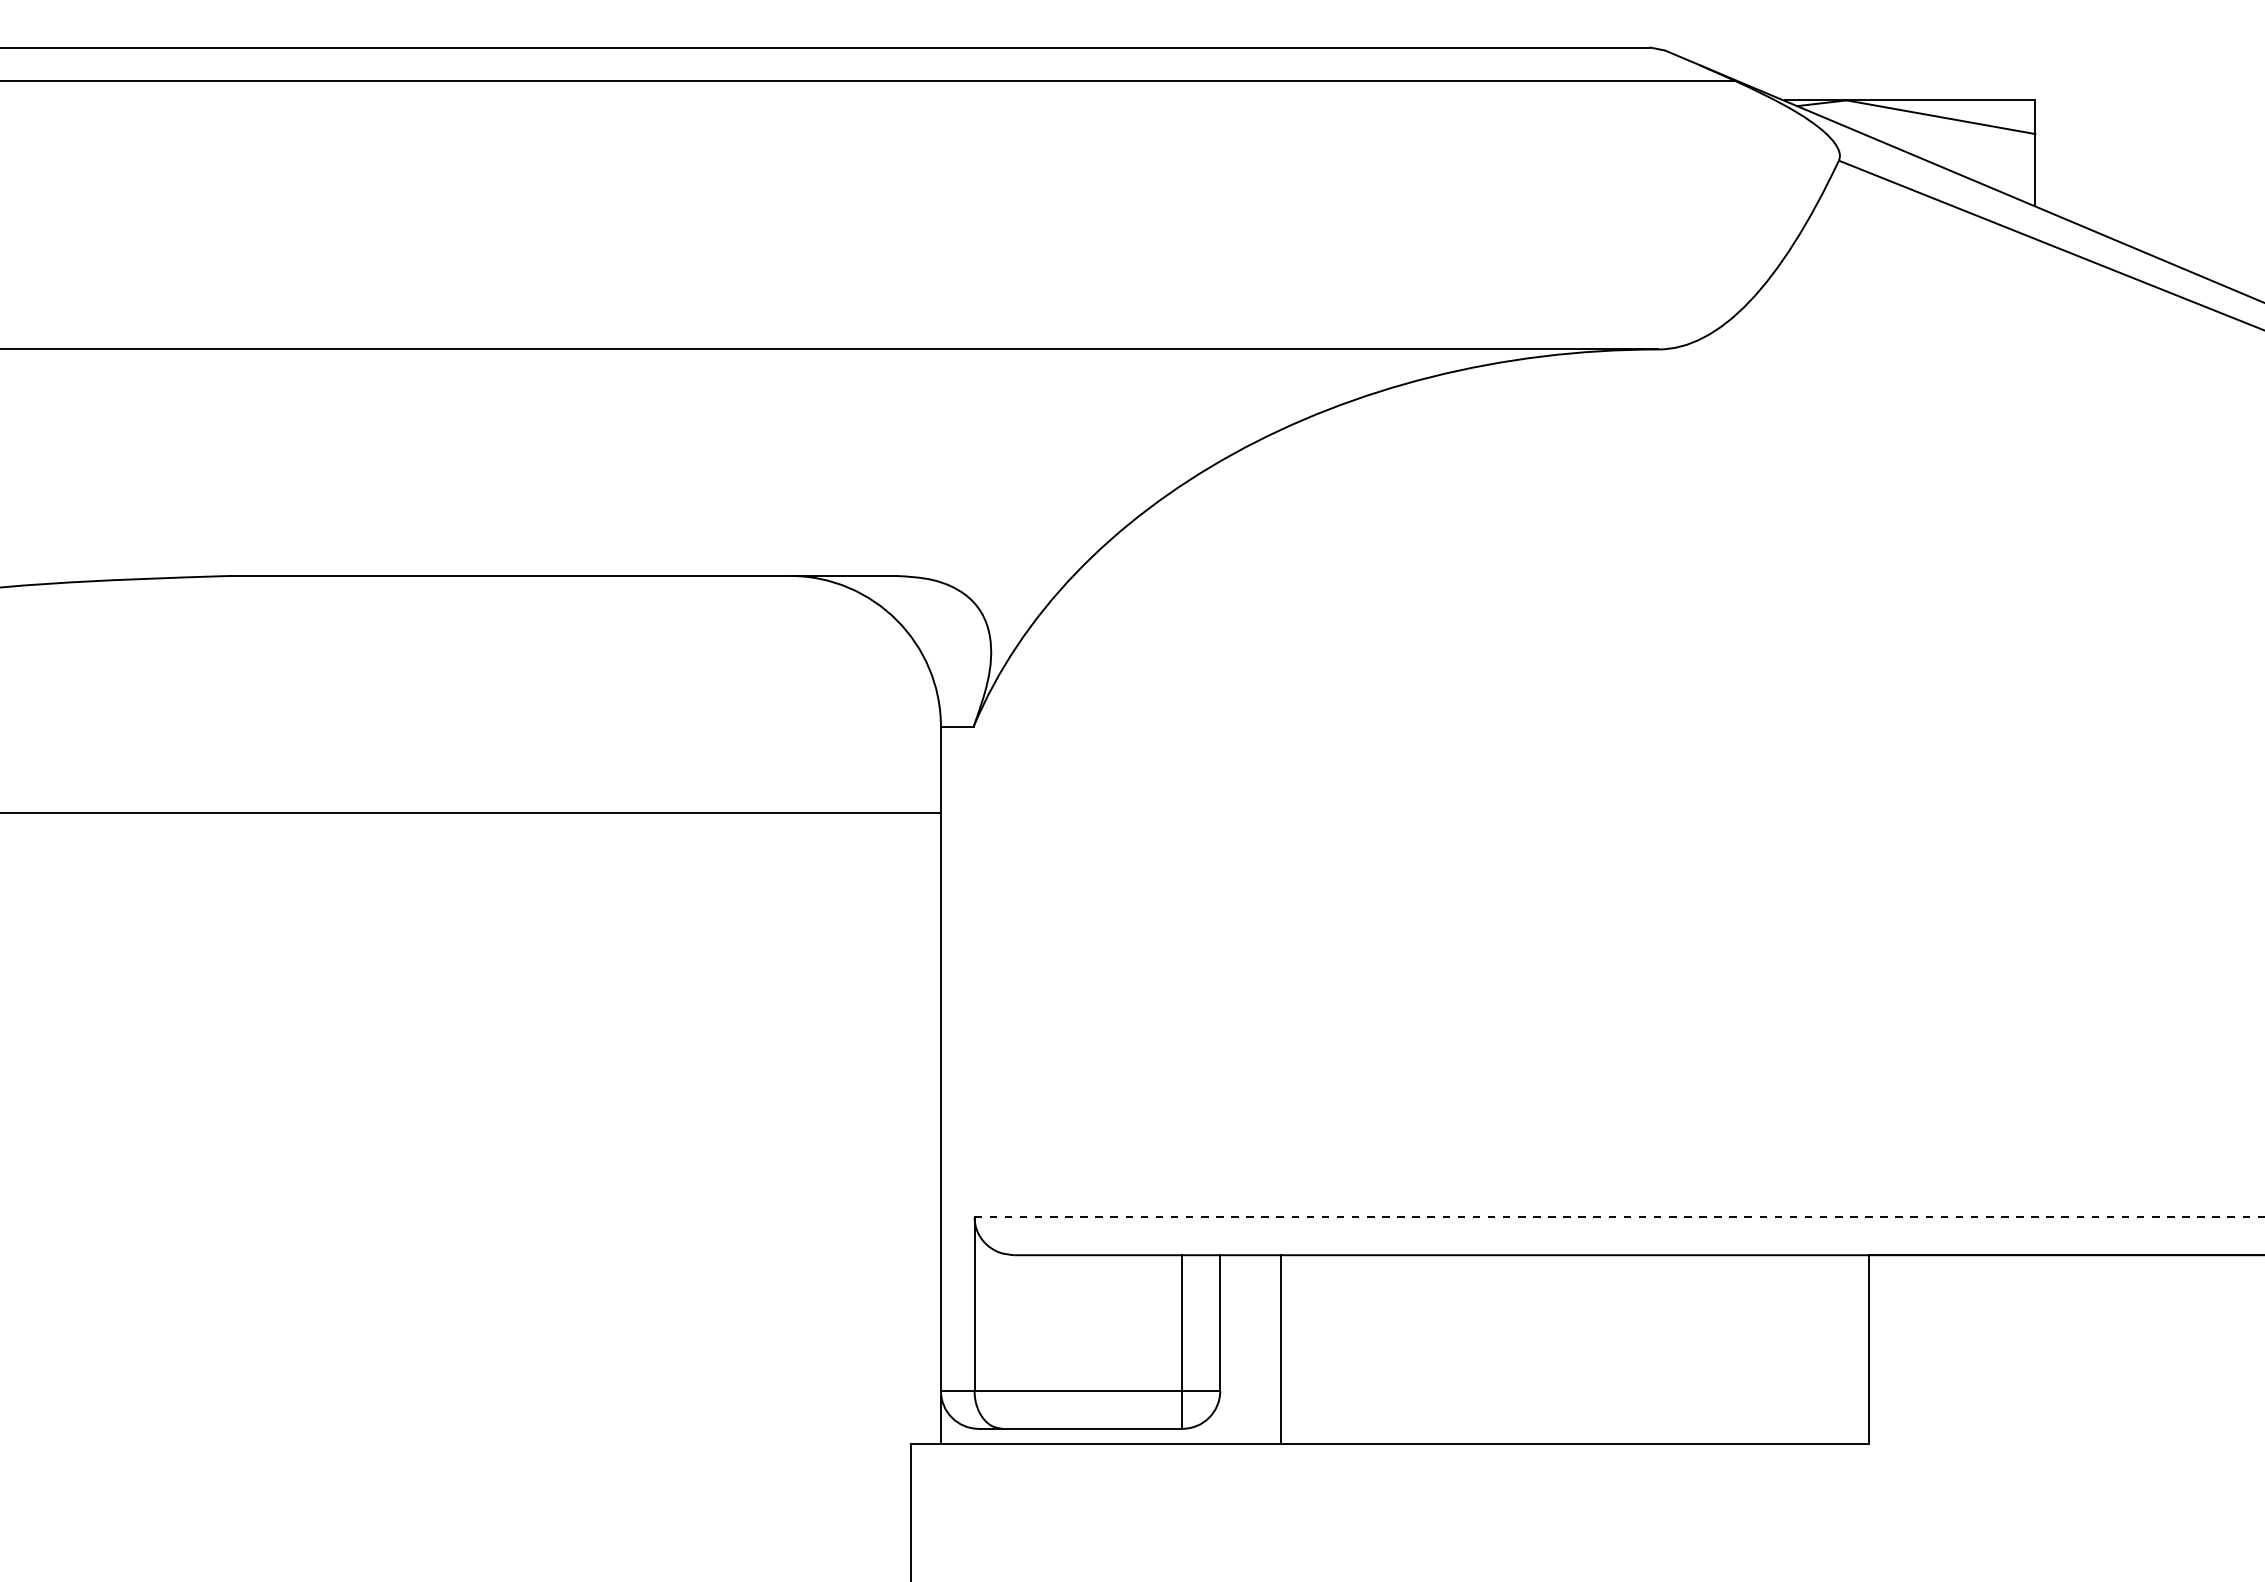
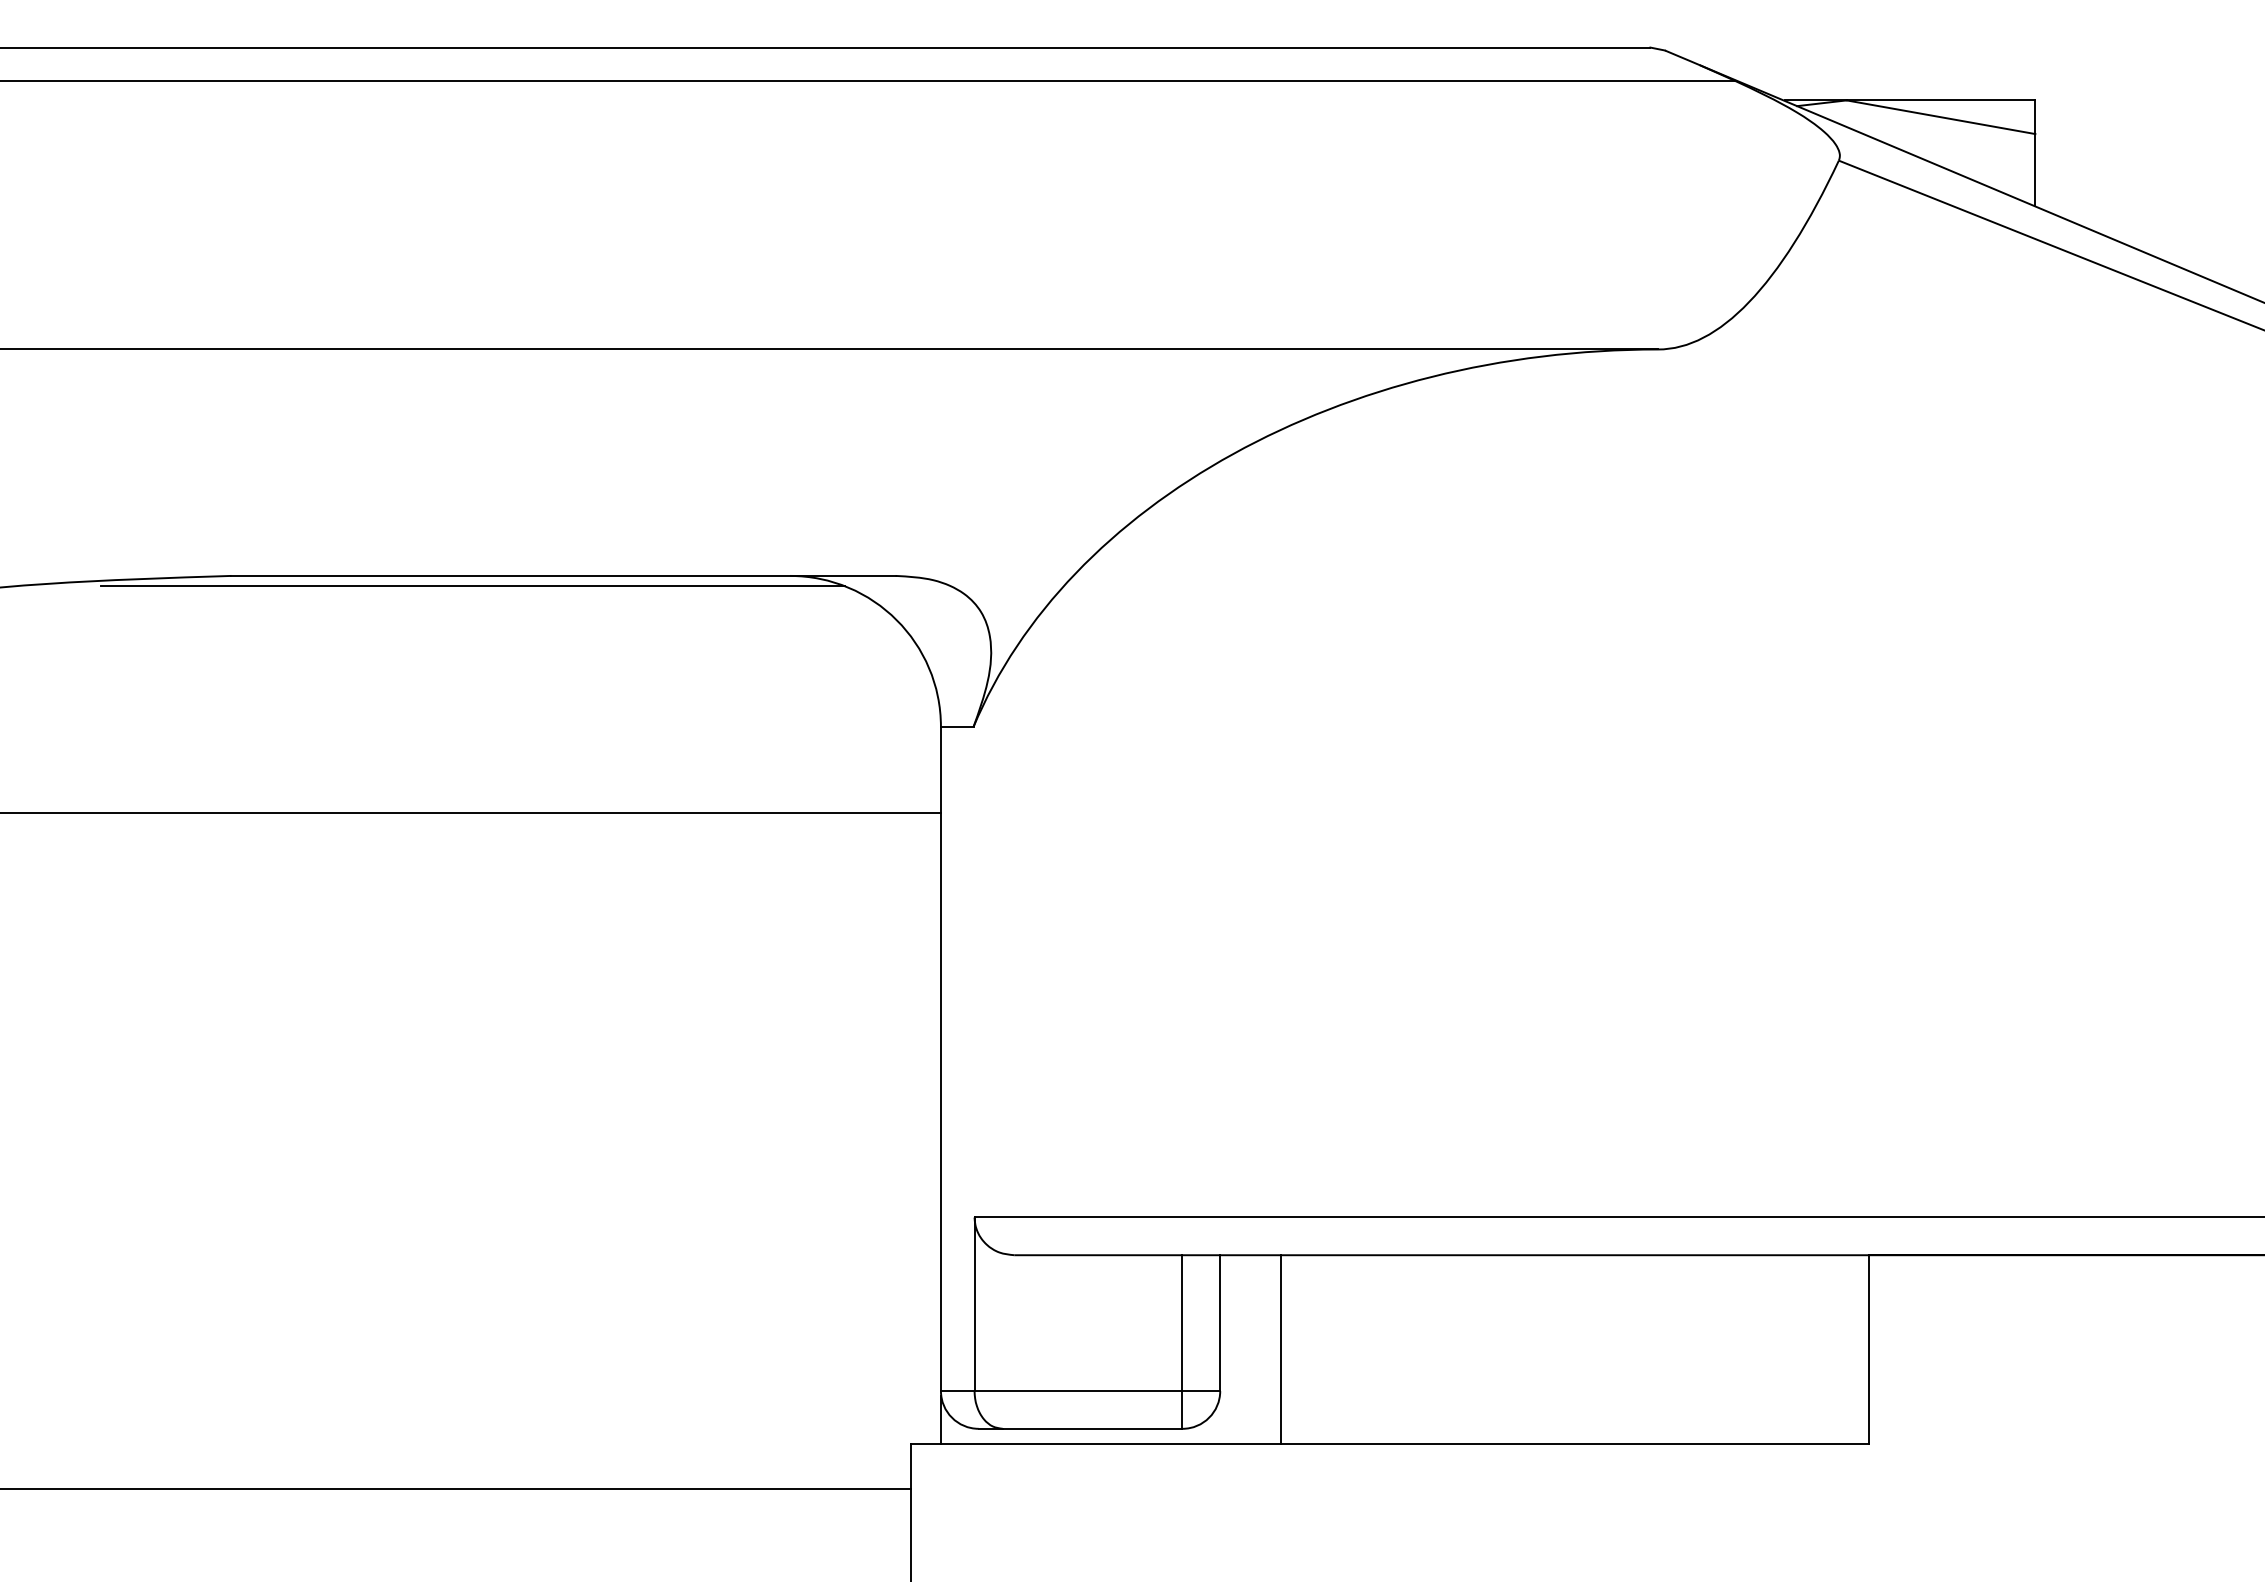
line: none -> present (472, 586)
line: dashed -> solid (1619, 1217)
line: none -> present (456, 1489)
